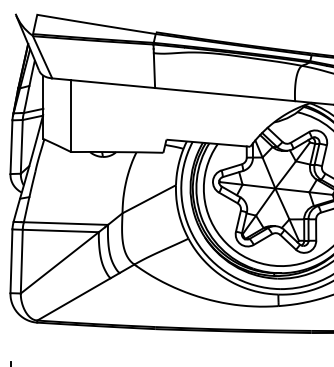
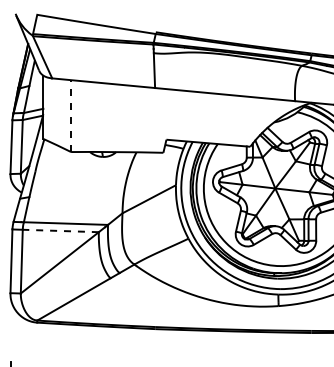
line: solid -> dashed (71, 116)
line: solid -> dashed (60, 230)
